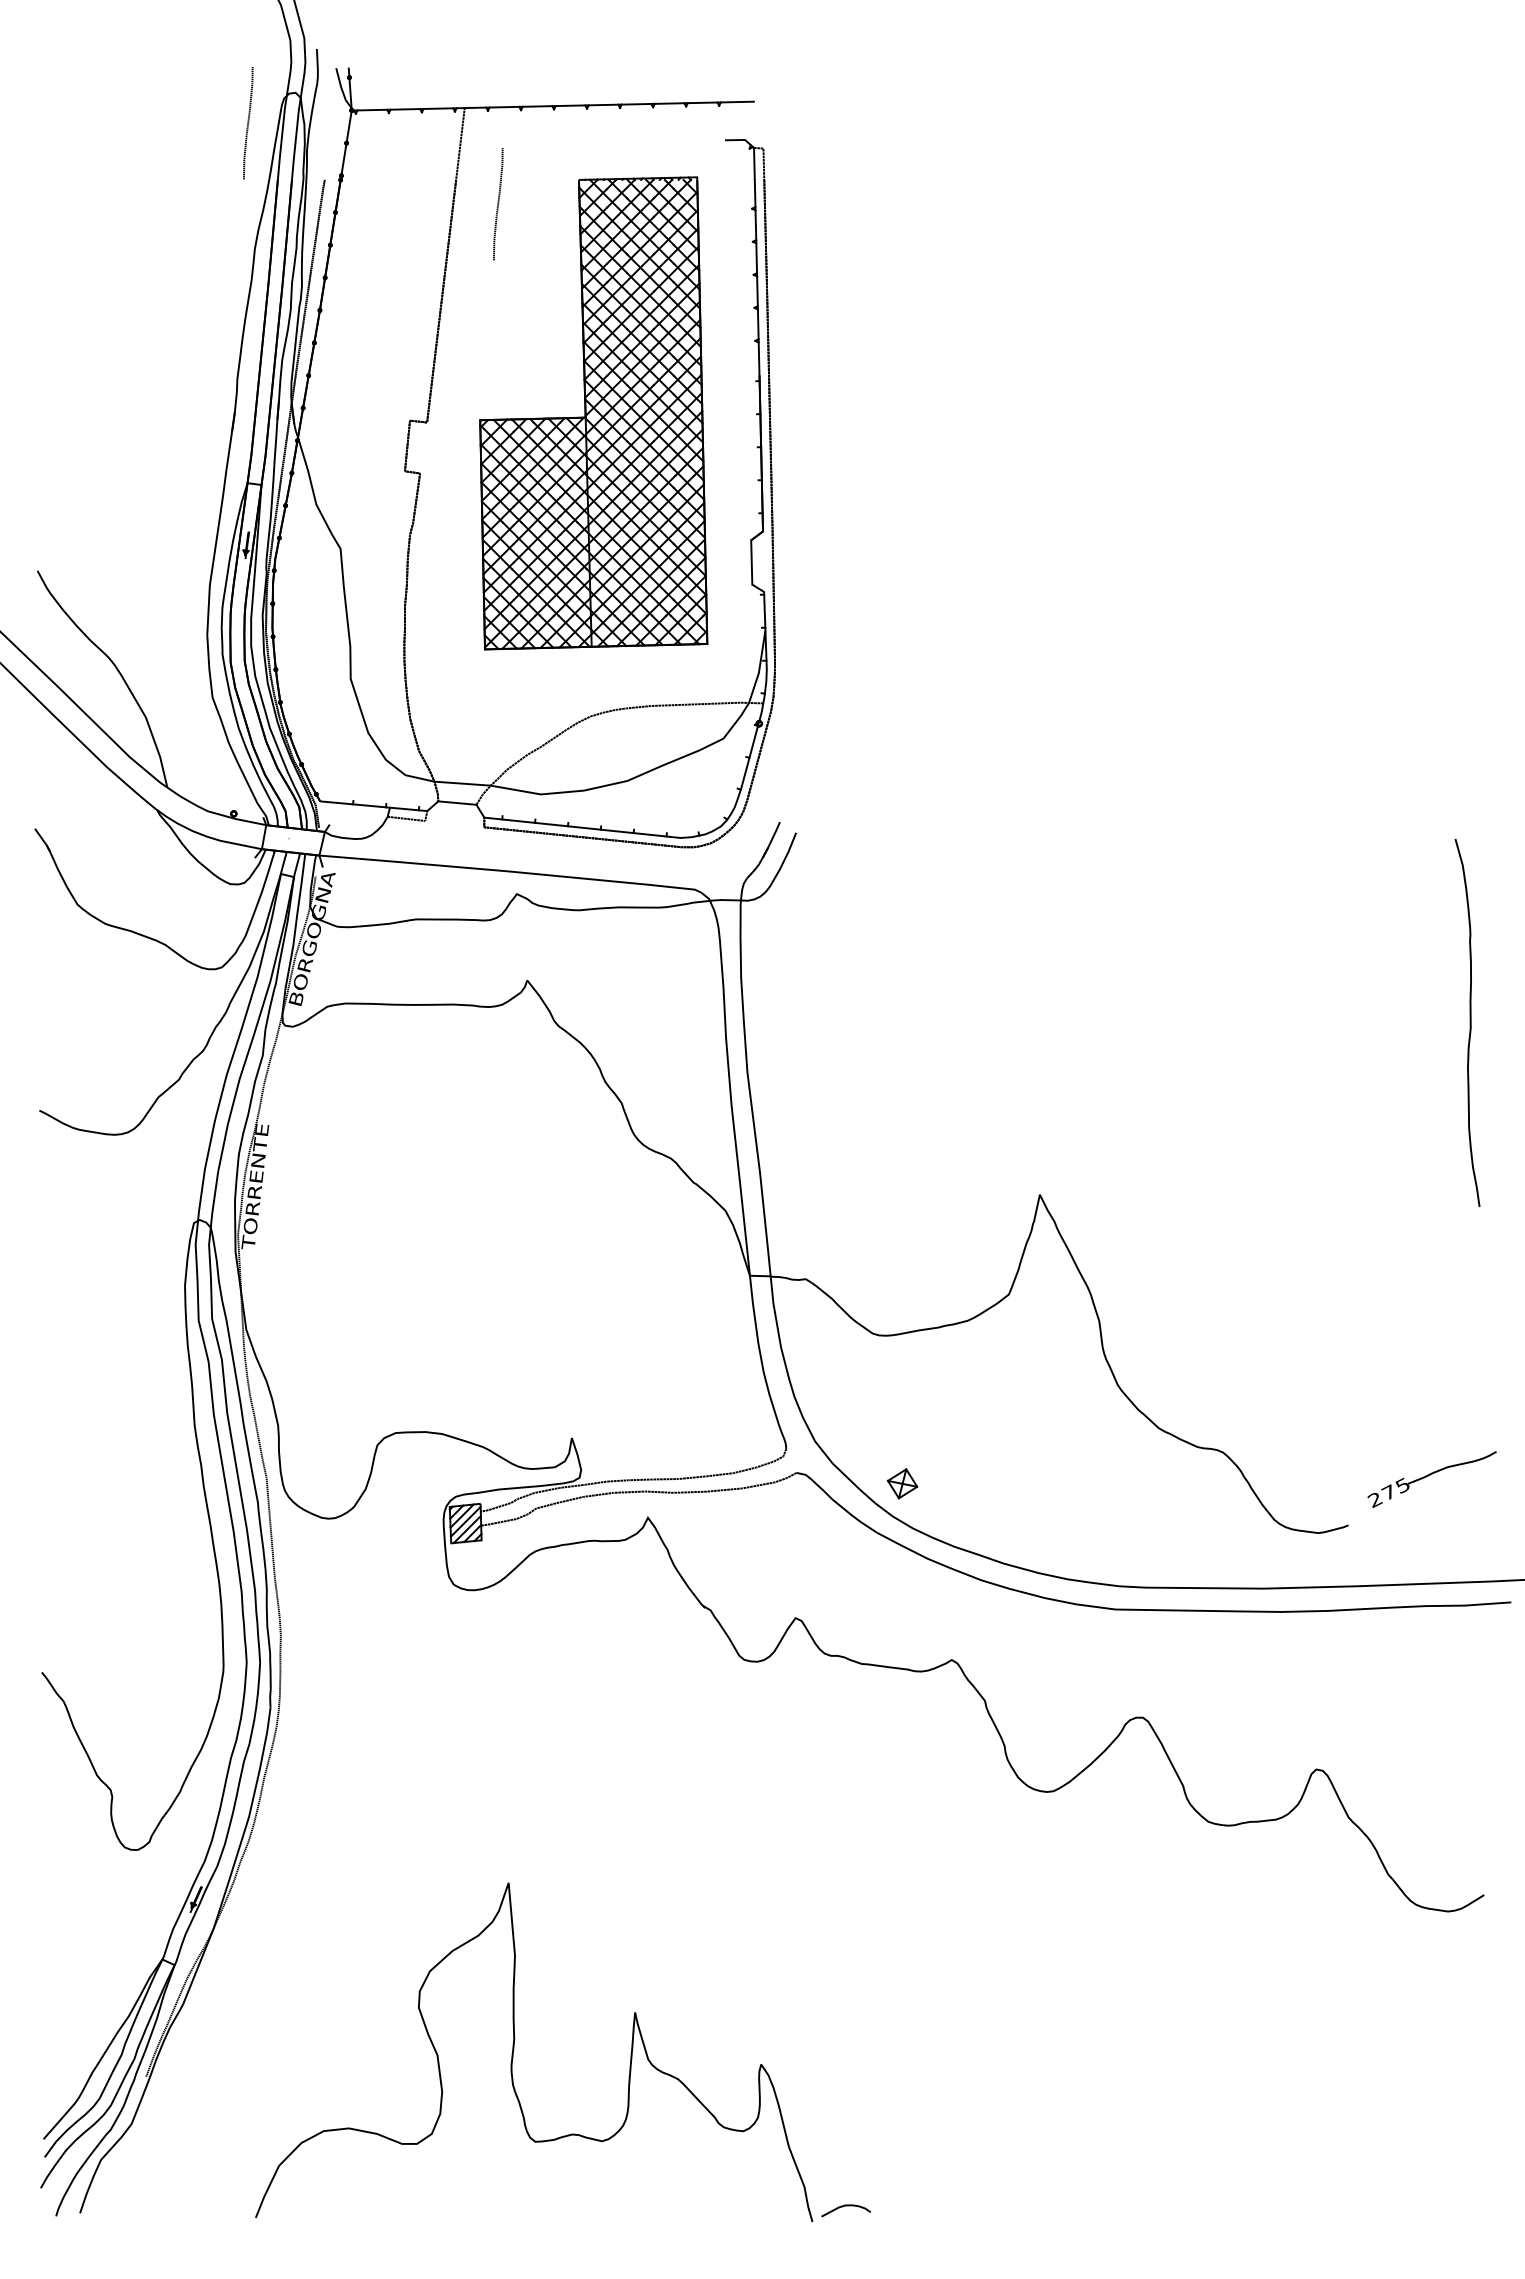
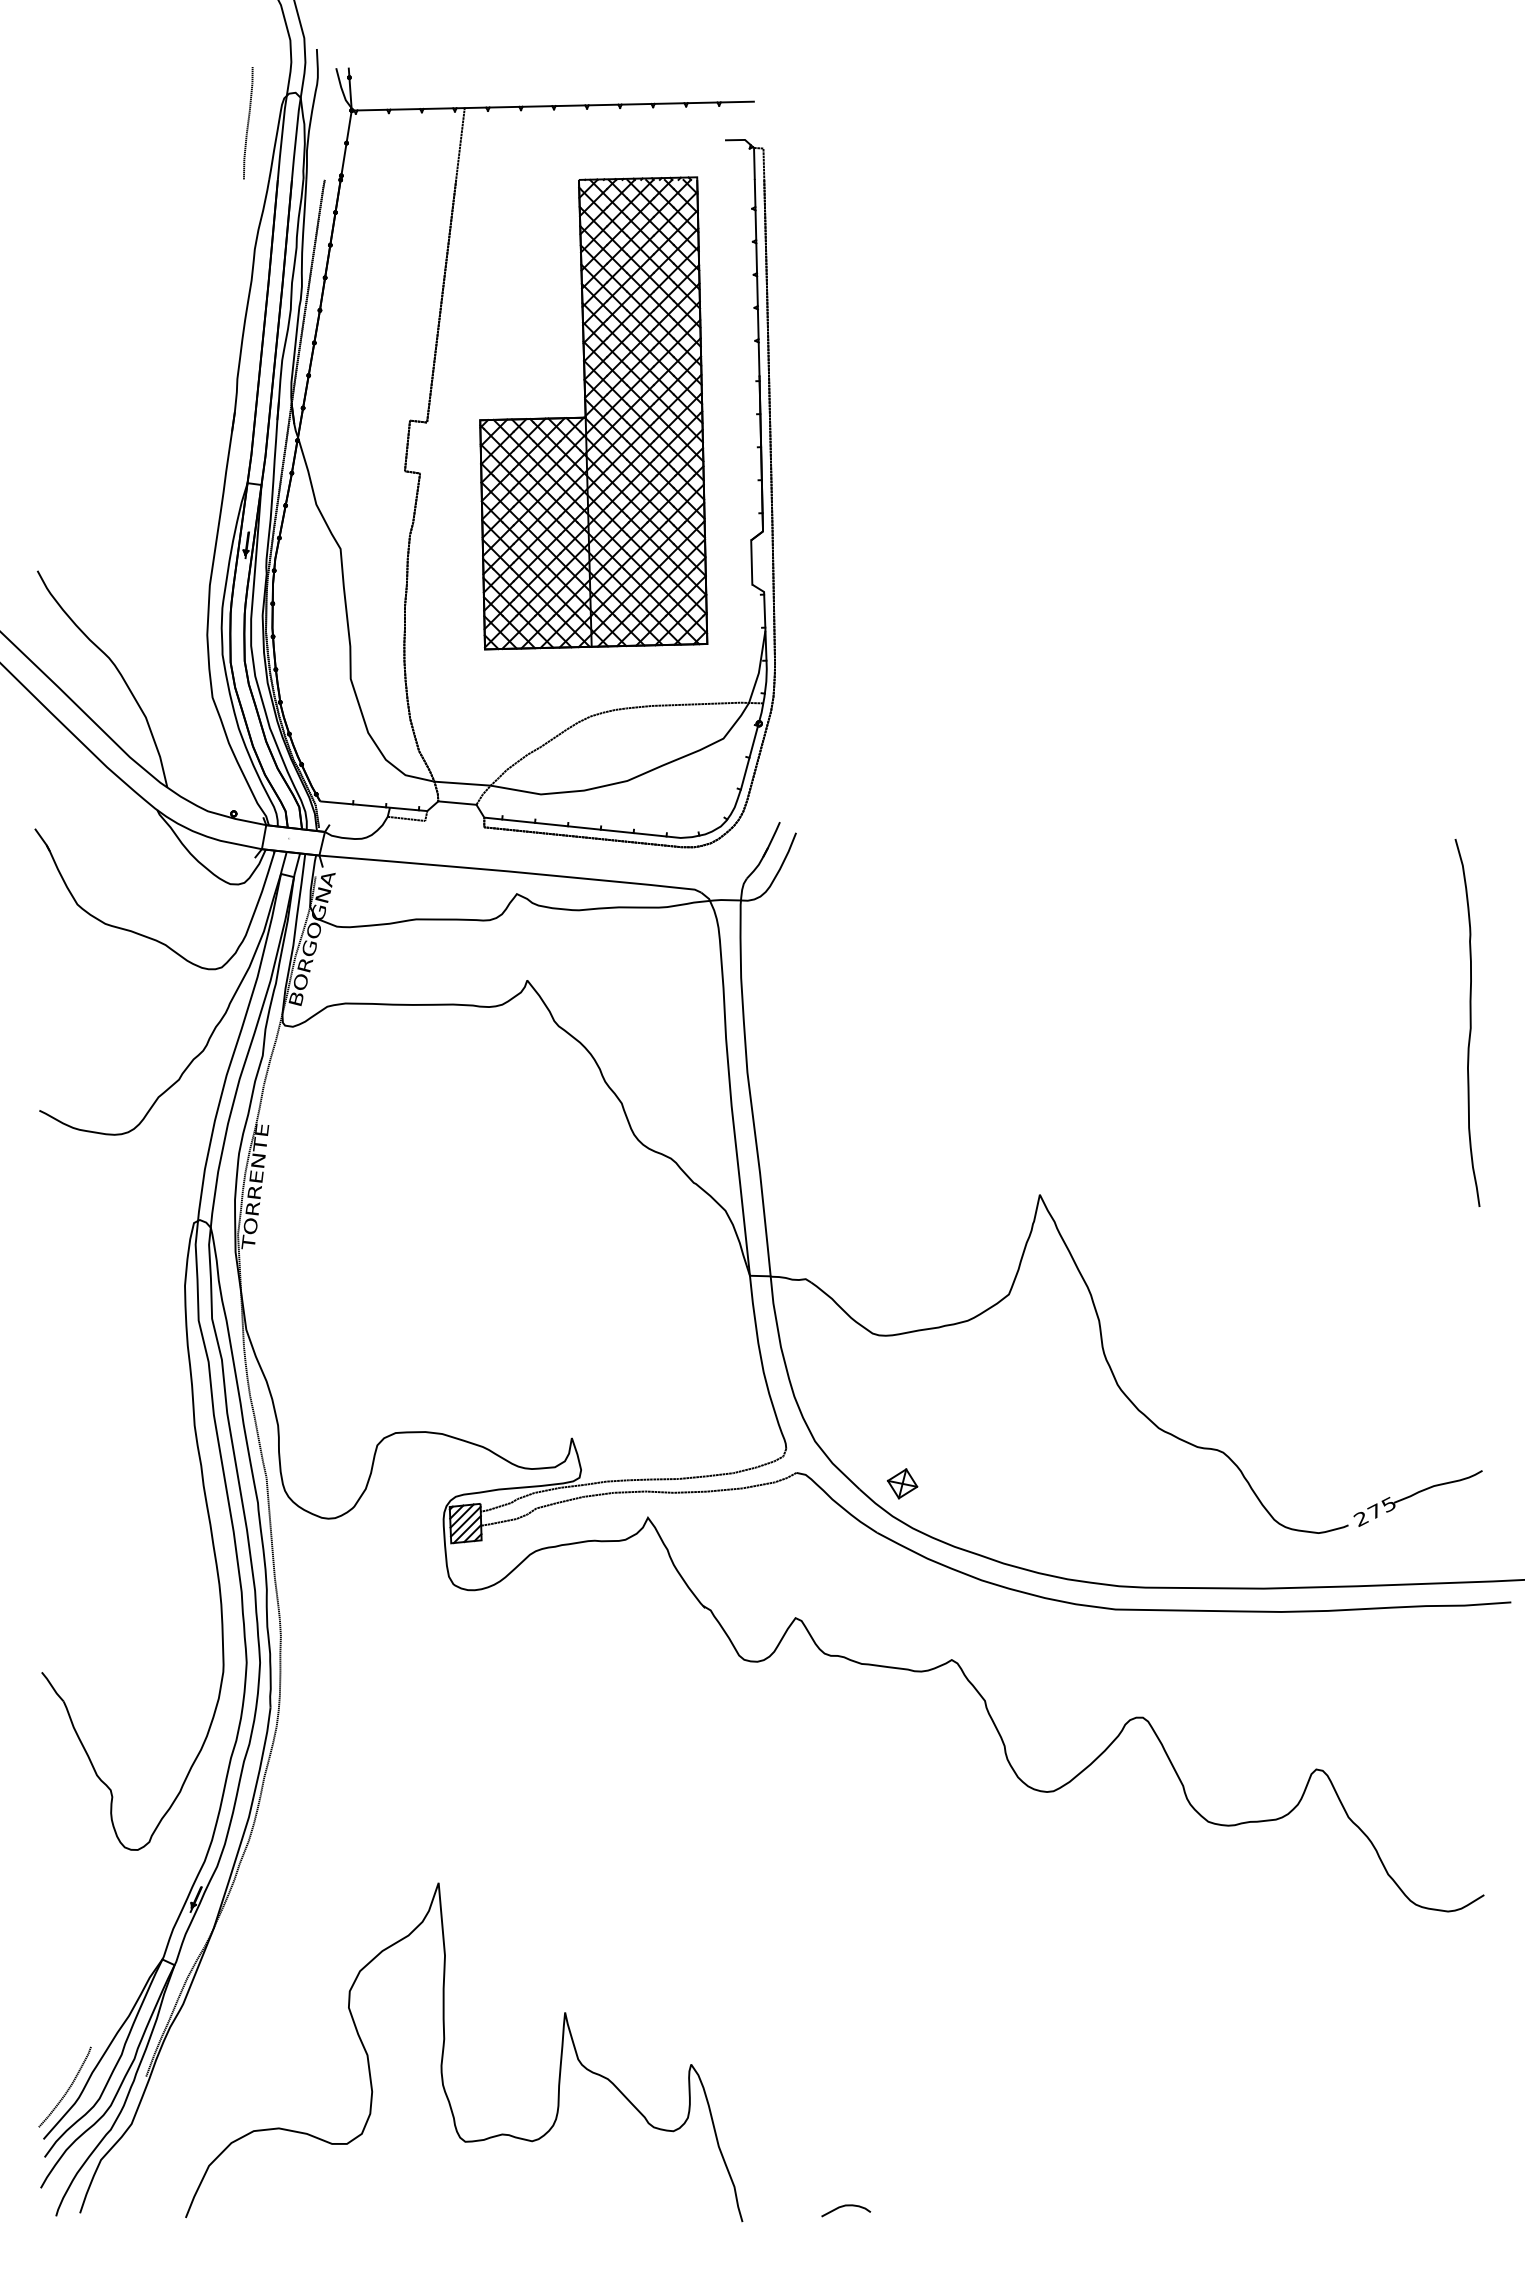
curve: present -> none (498, 204)
part position: (1431, 1479) -> (1417, 1498) (1417, 1498)
curve position: (514, 2049) -> (444, 2049) (444, 2049)
curve: none -> present (68, 2087)
